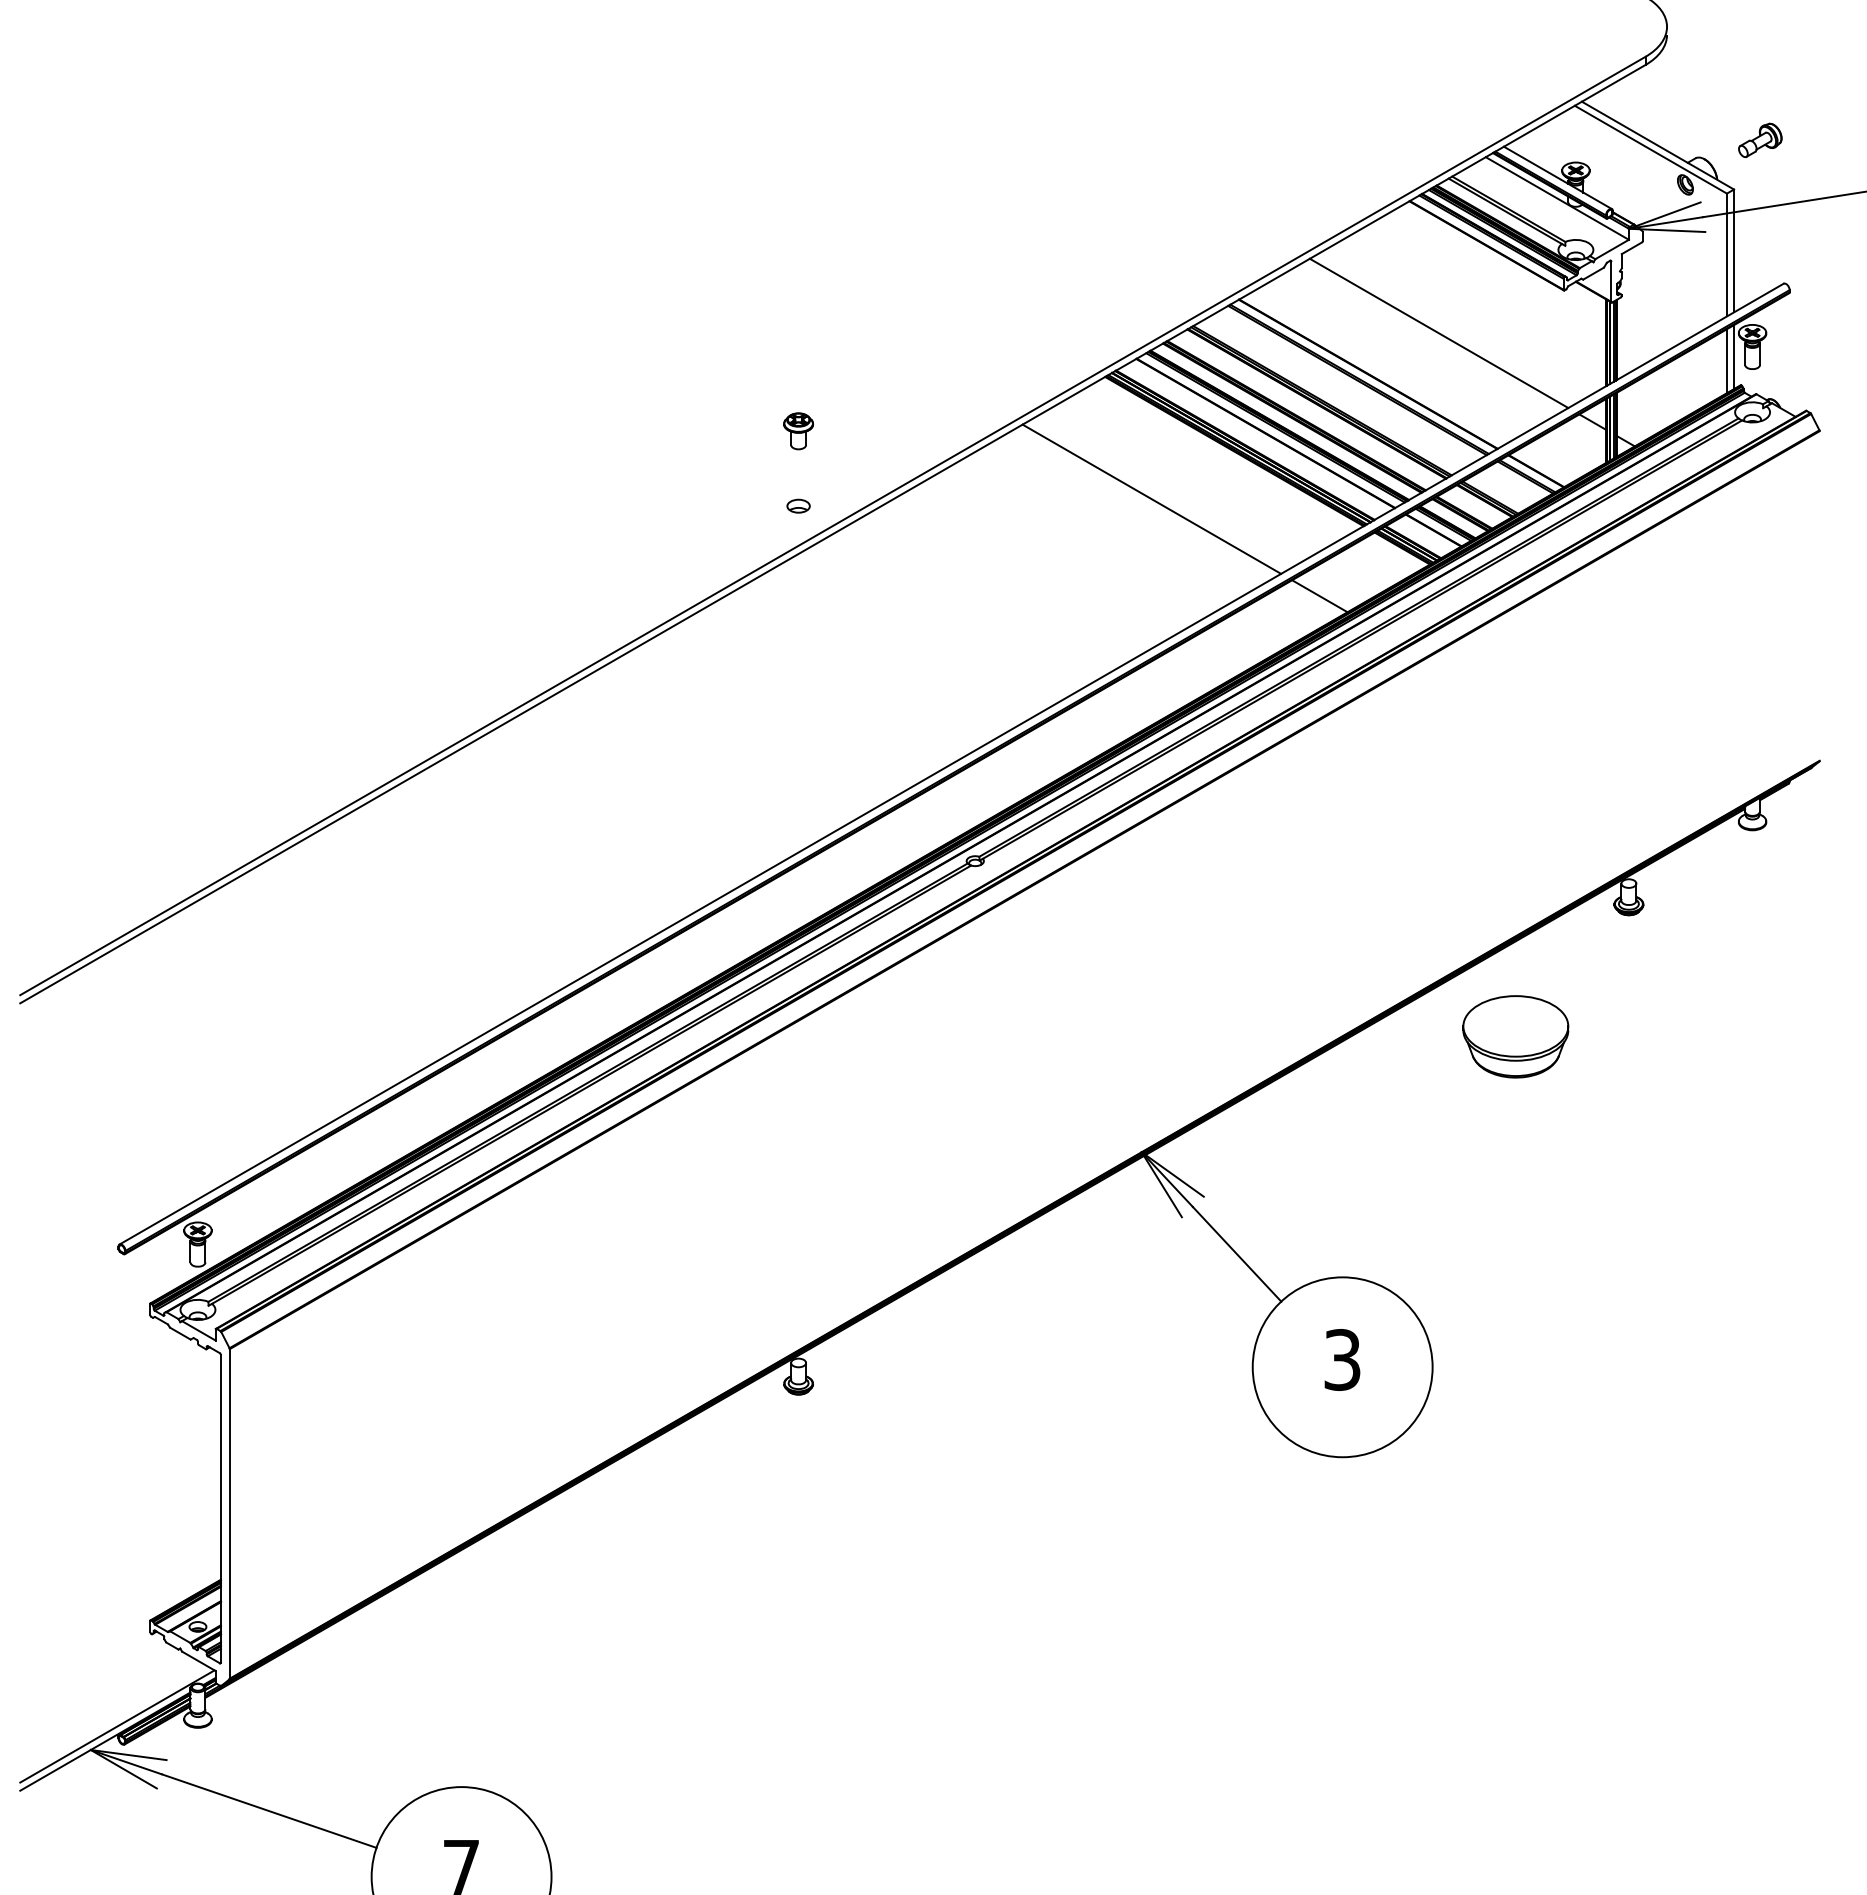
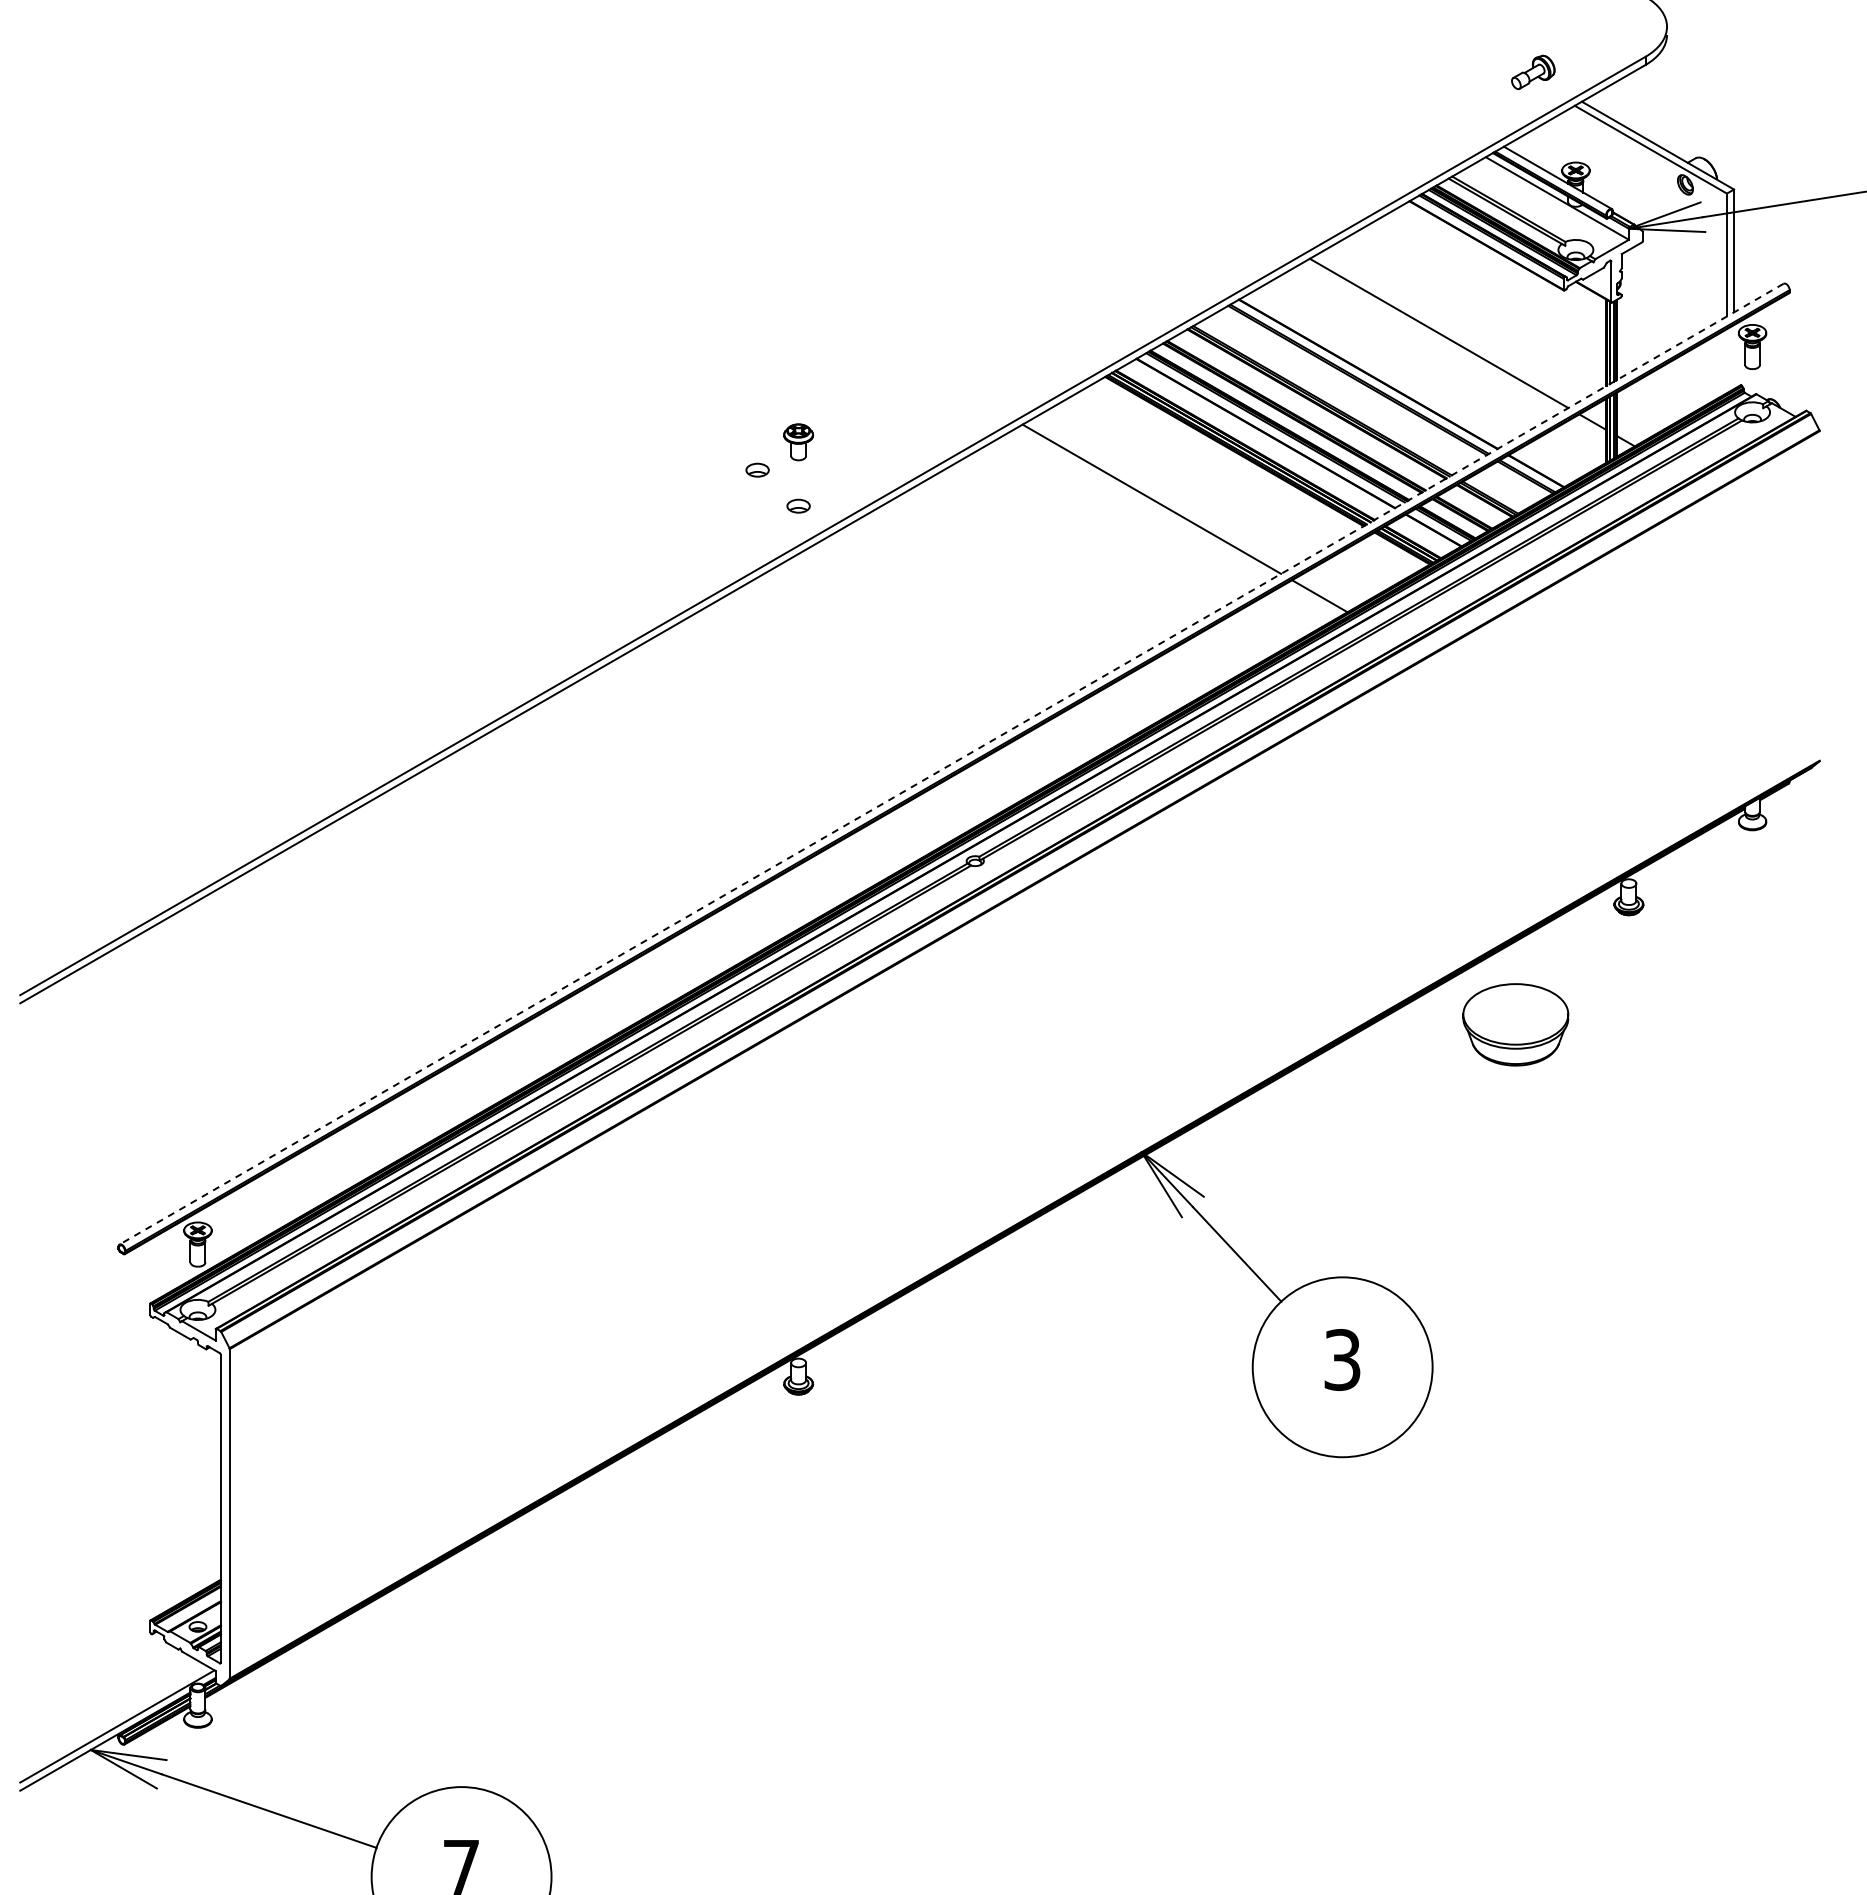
part position: (1760, 140) -> (1533, 72) (1533, 72)
line: present -> none (1734, 357)
line: present -> none (1726, 361)
part position: (798, 431) -> (798, 442) (798, 442)
part: none -> present (757, 469)
line: solid -> dashed (951, 764)
part position: (1515, 1036) -> (1515, 1024) (1515, 1024)
